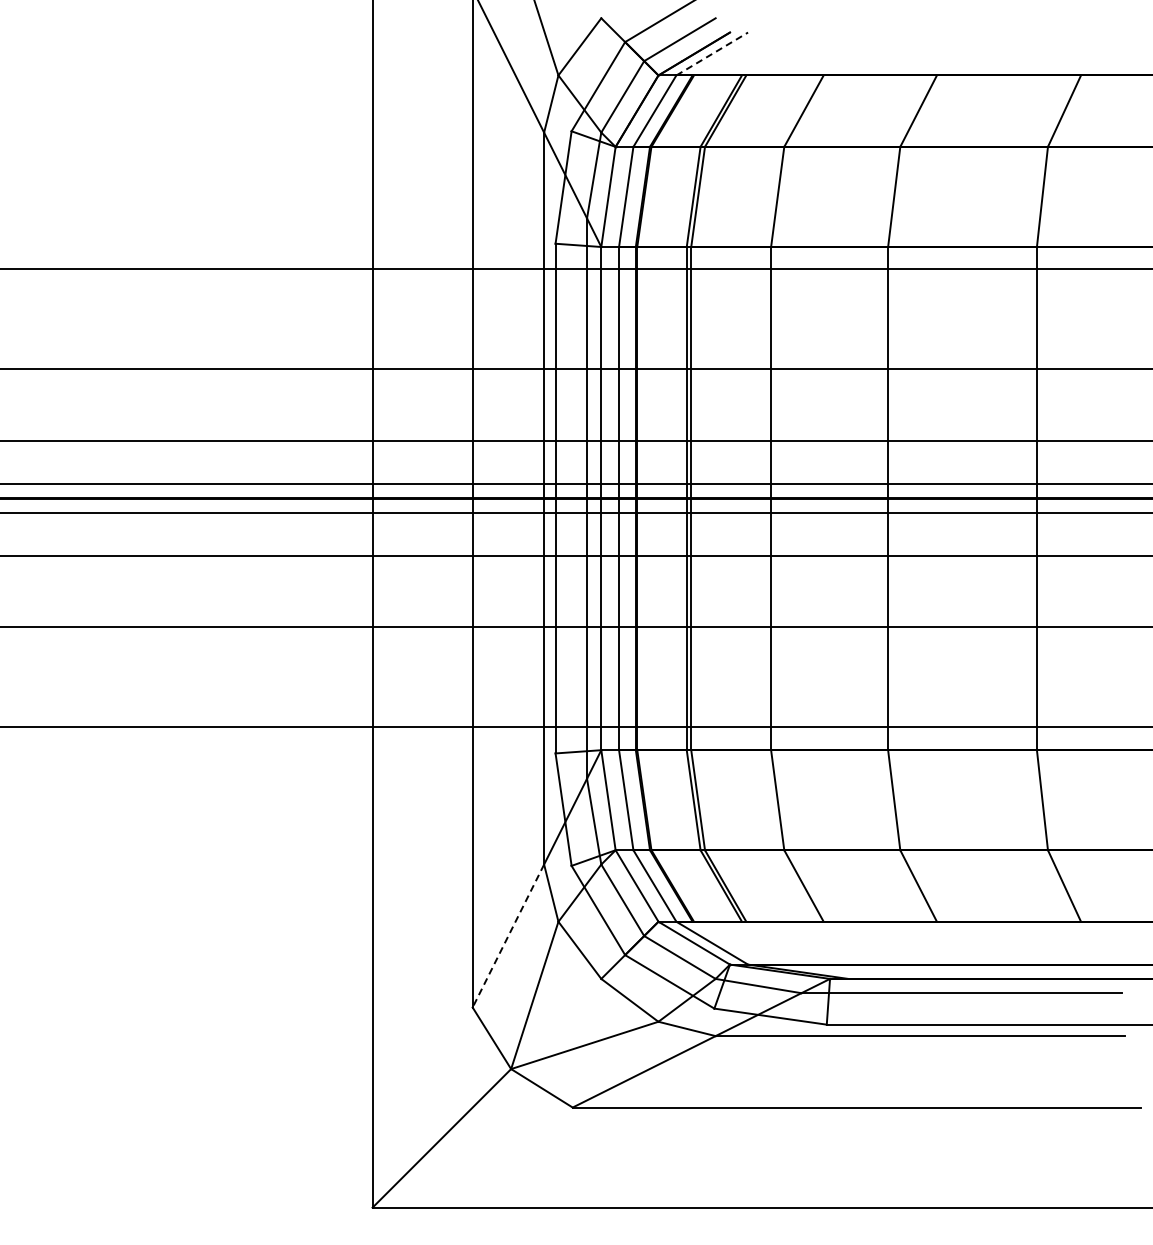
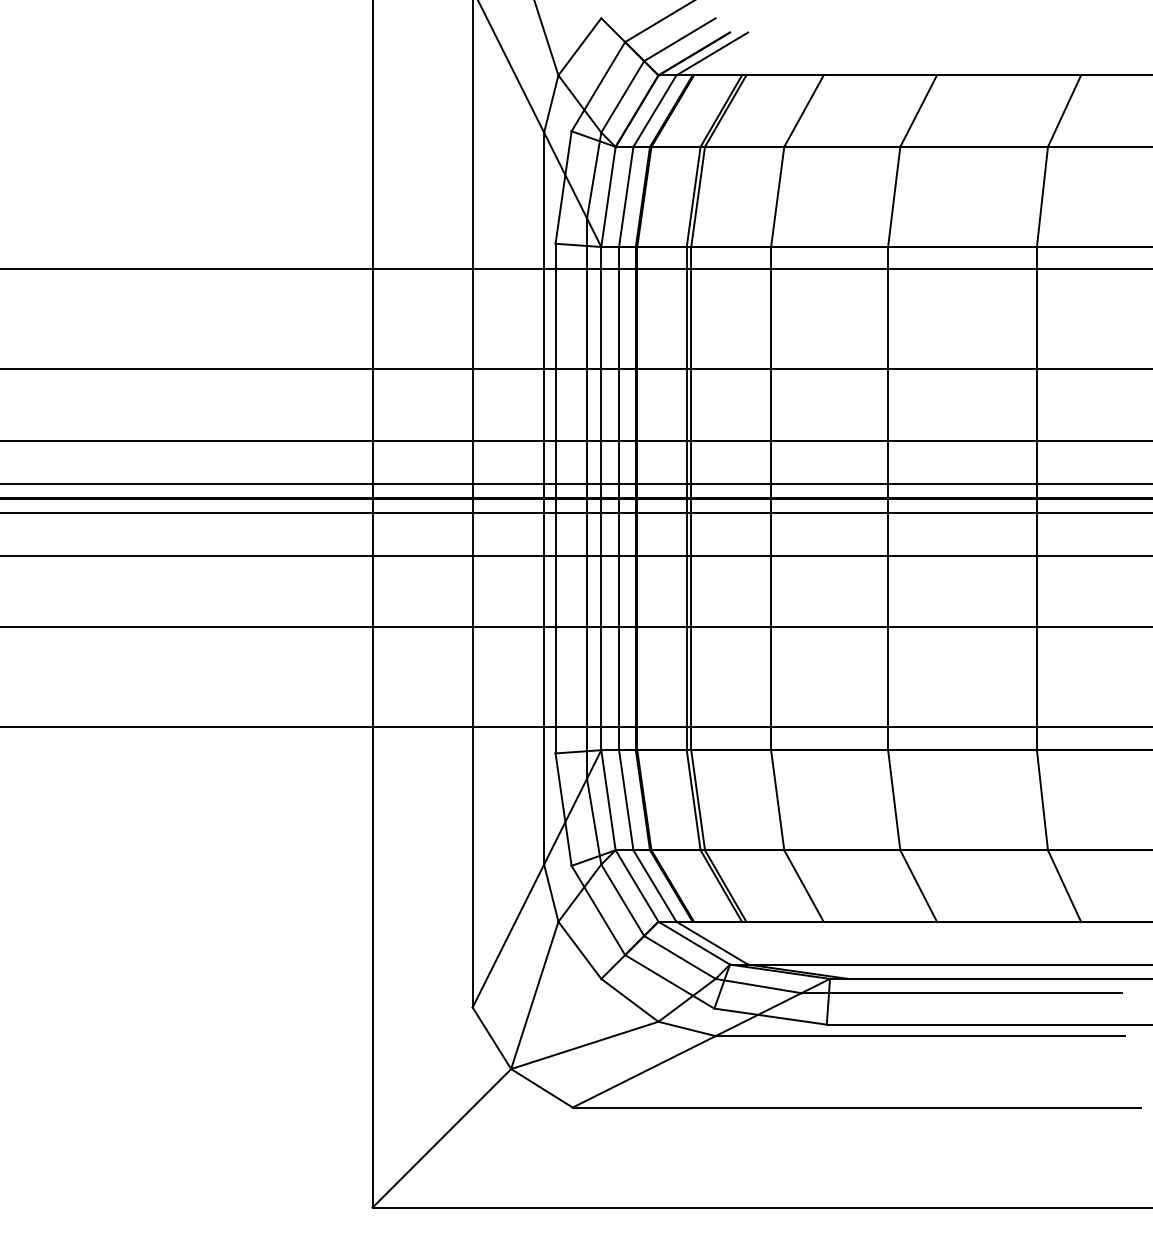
line: dashed -> solid (712, 54)
line: dashed -> solid (508, 936)
